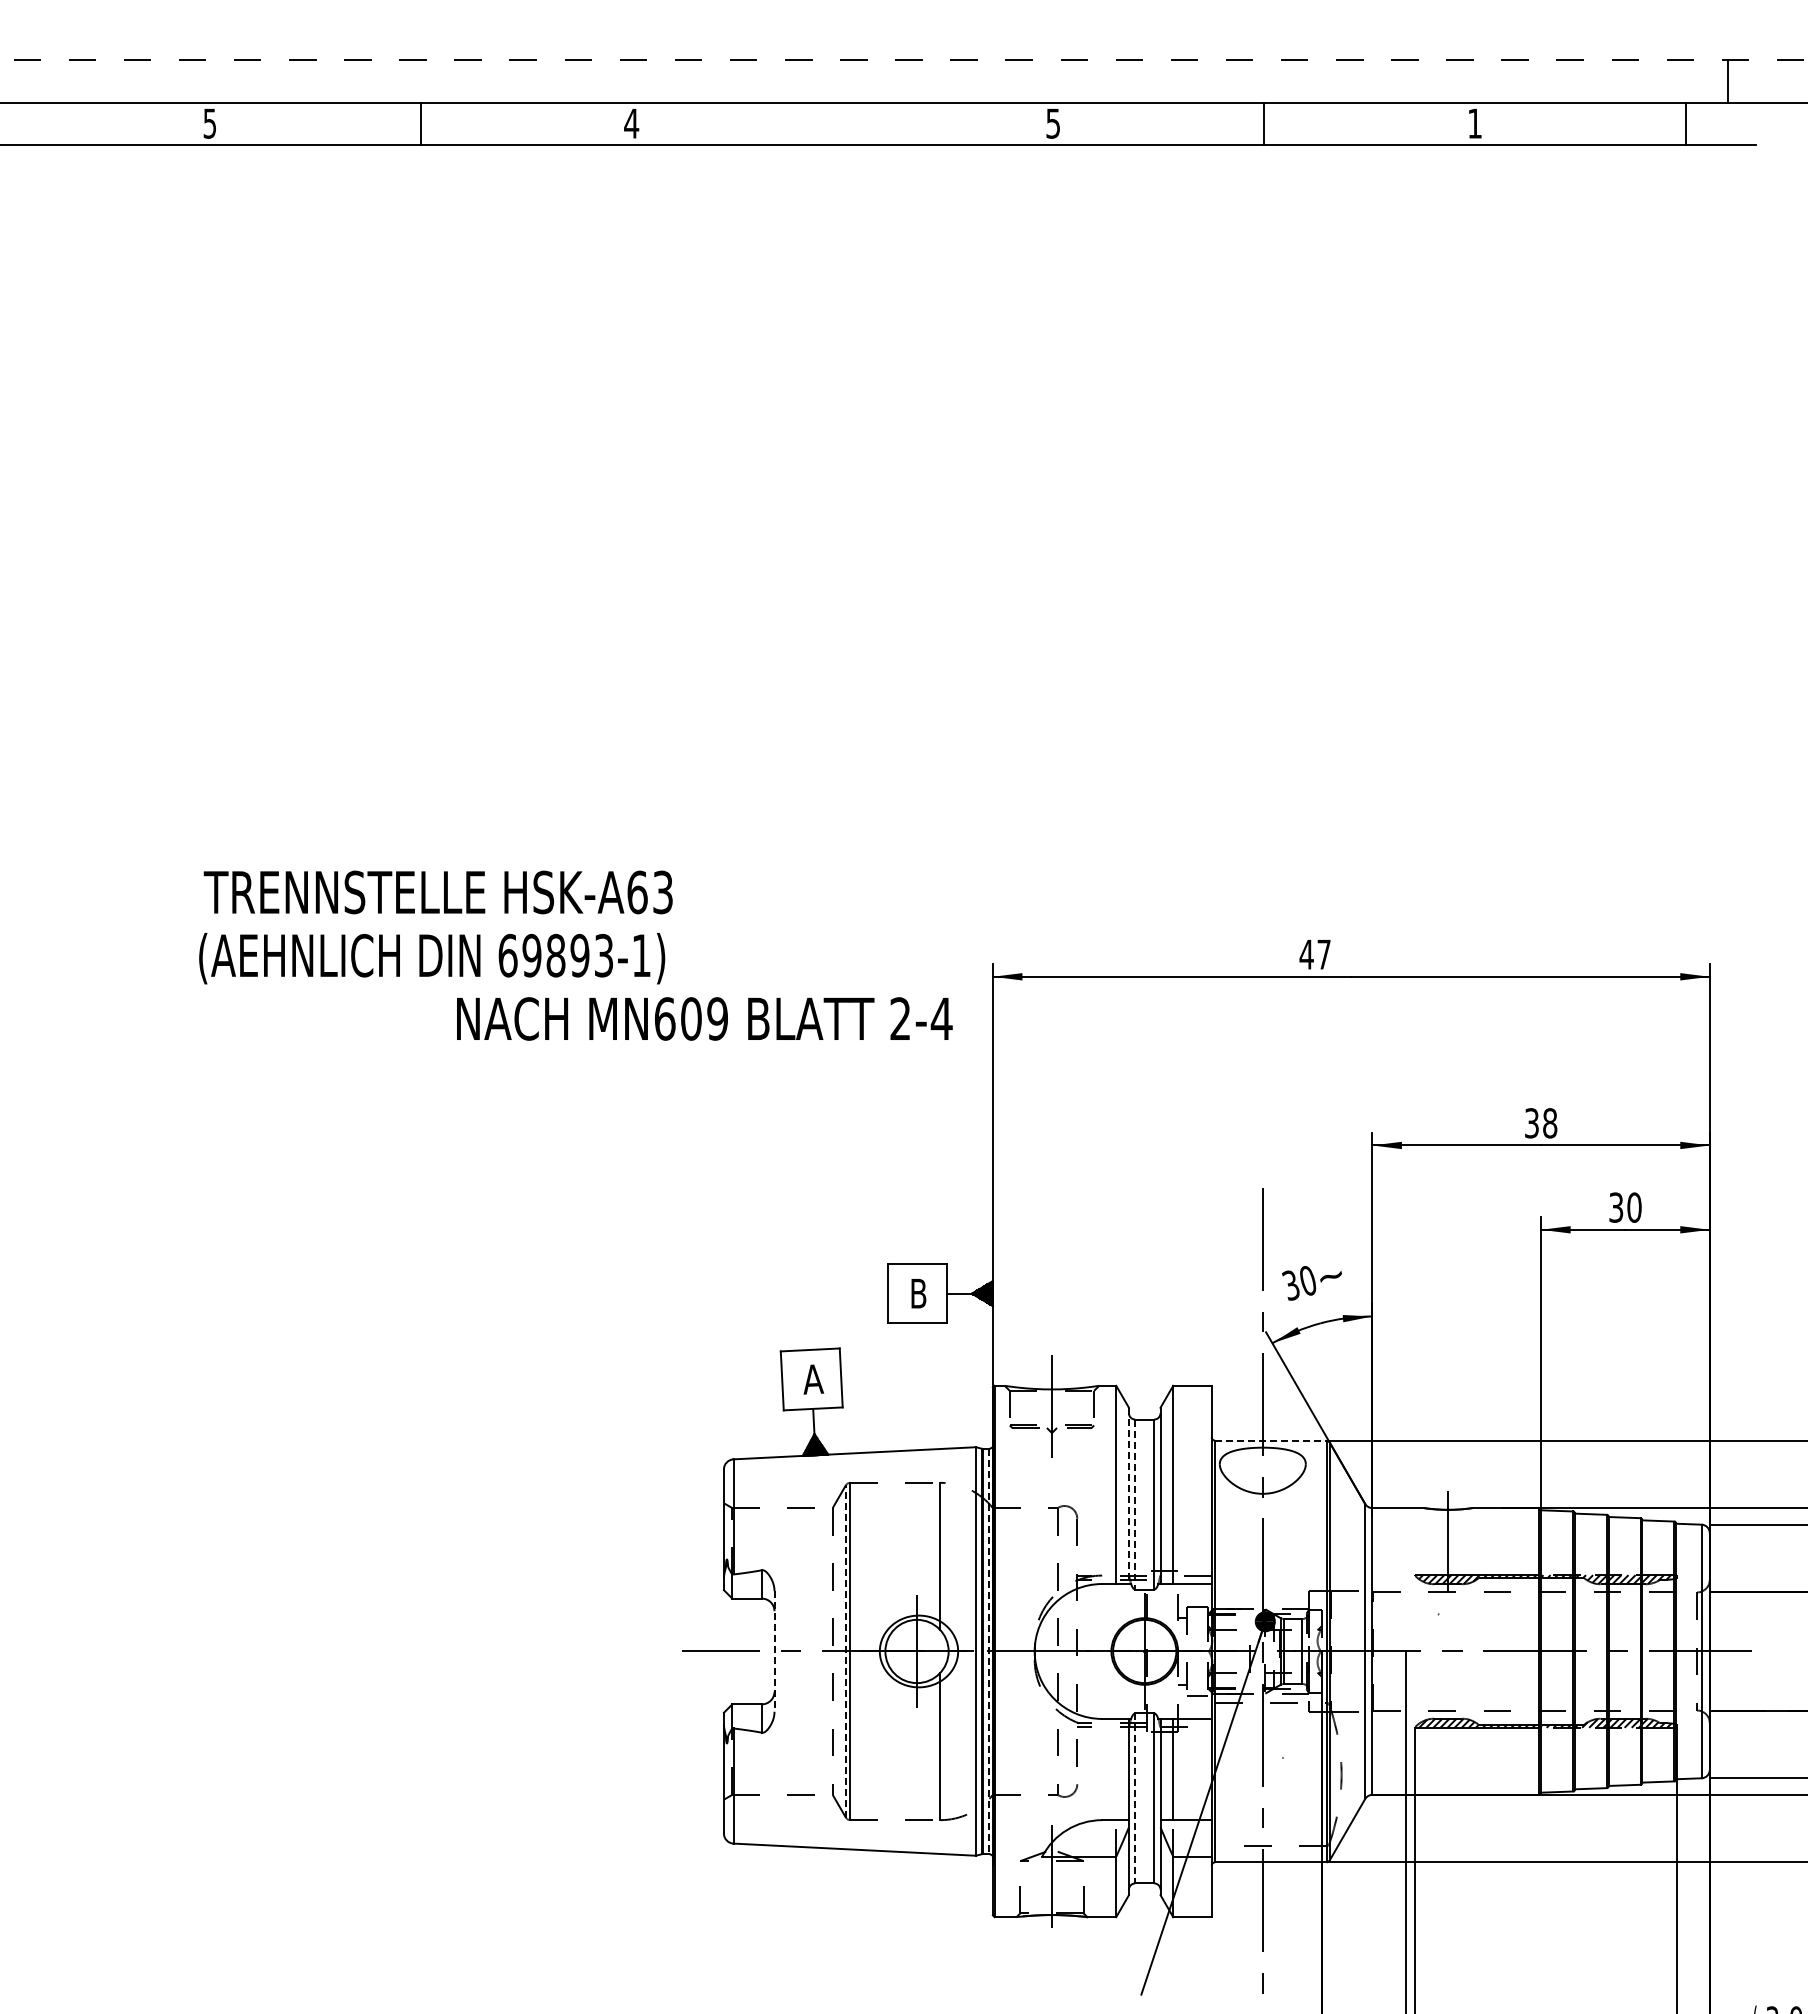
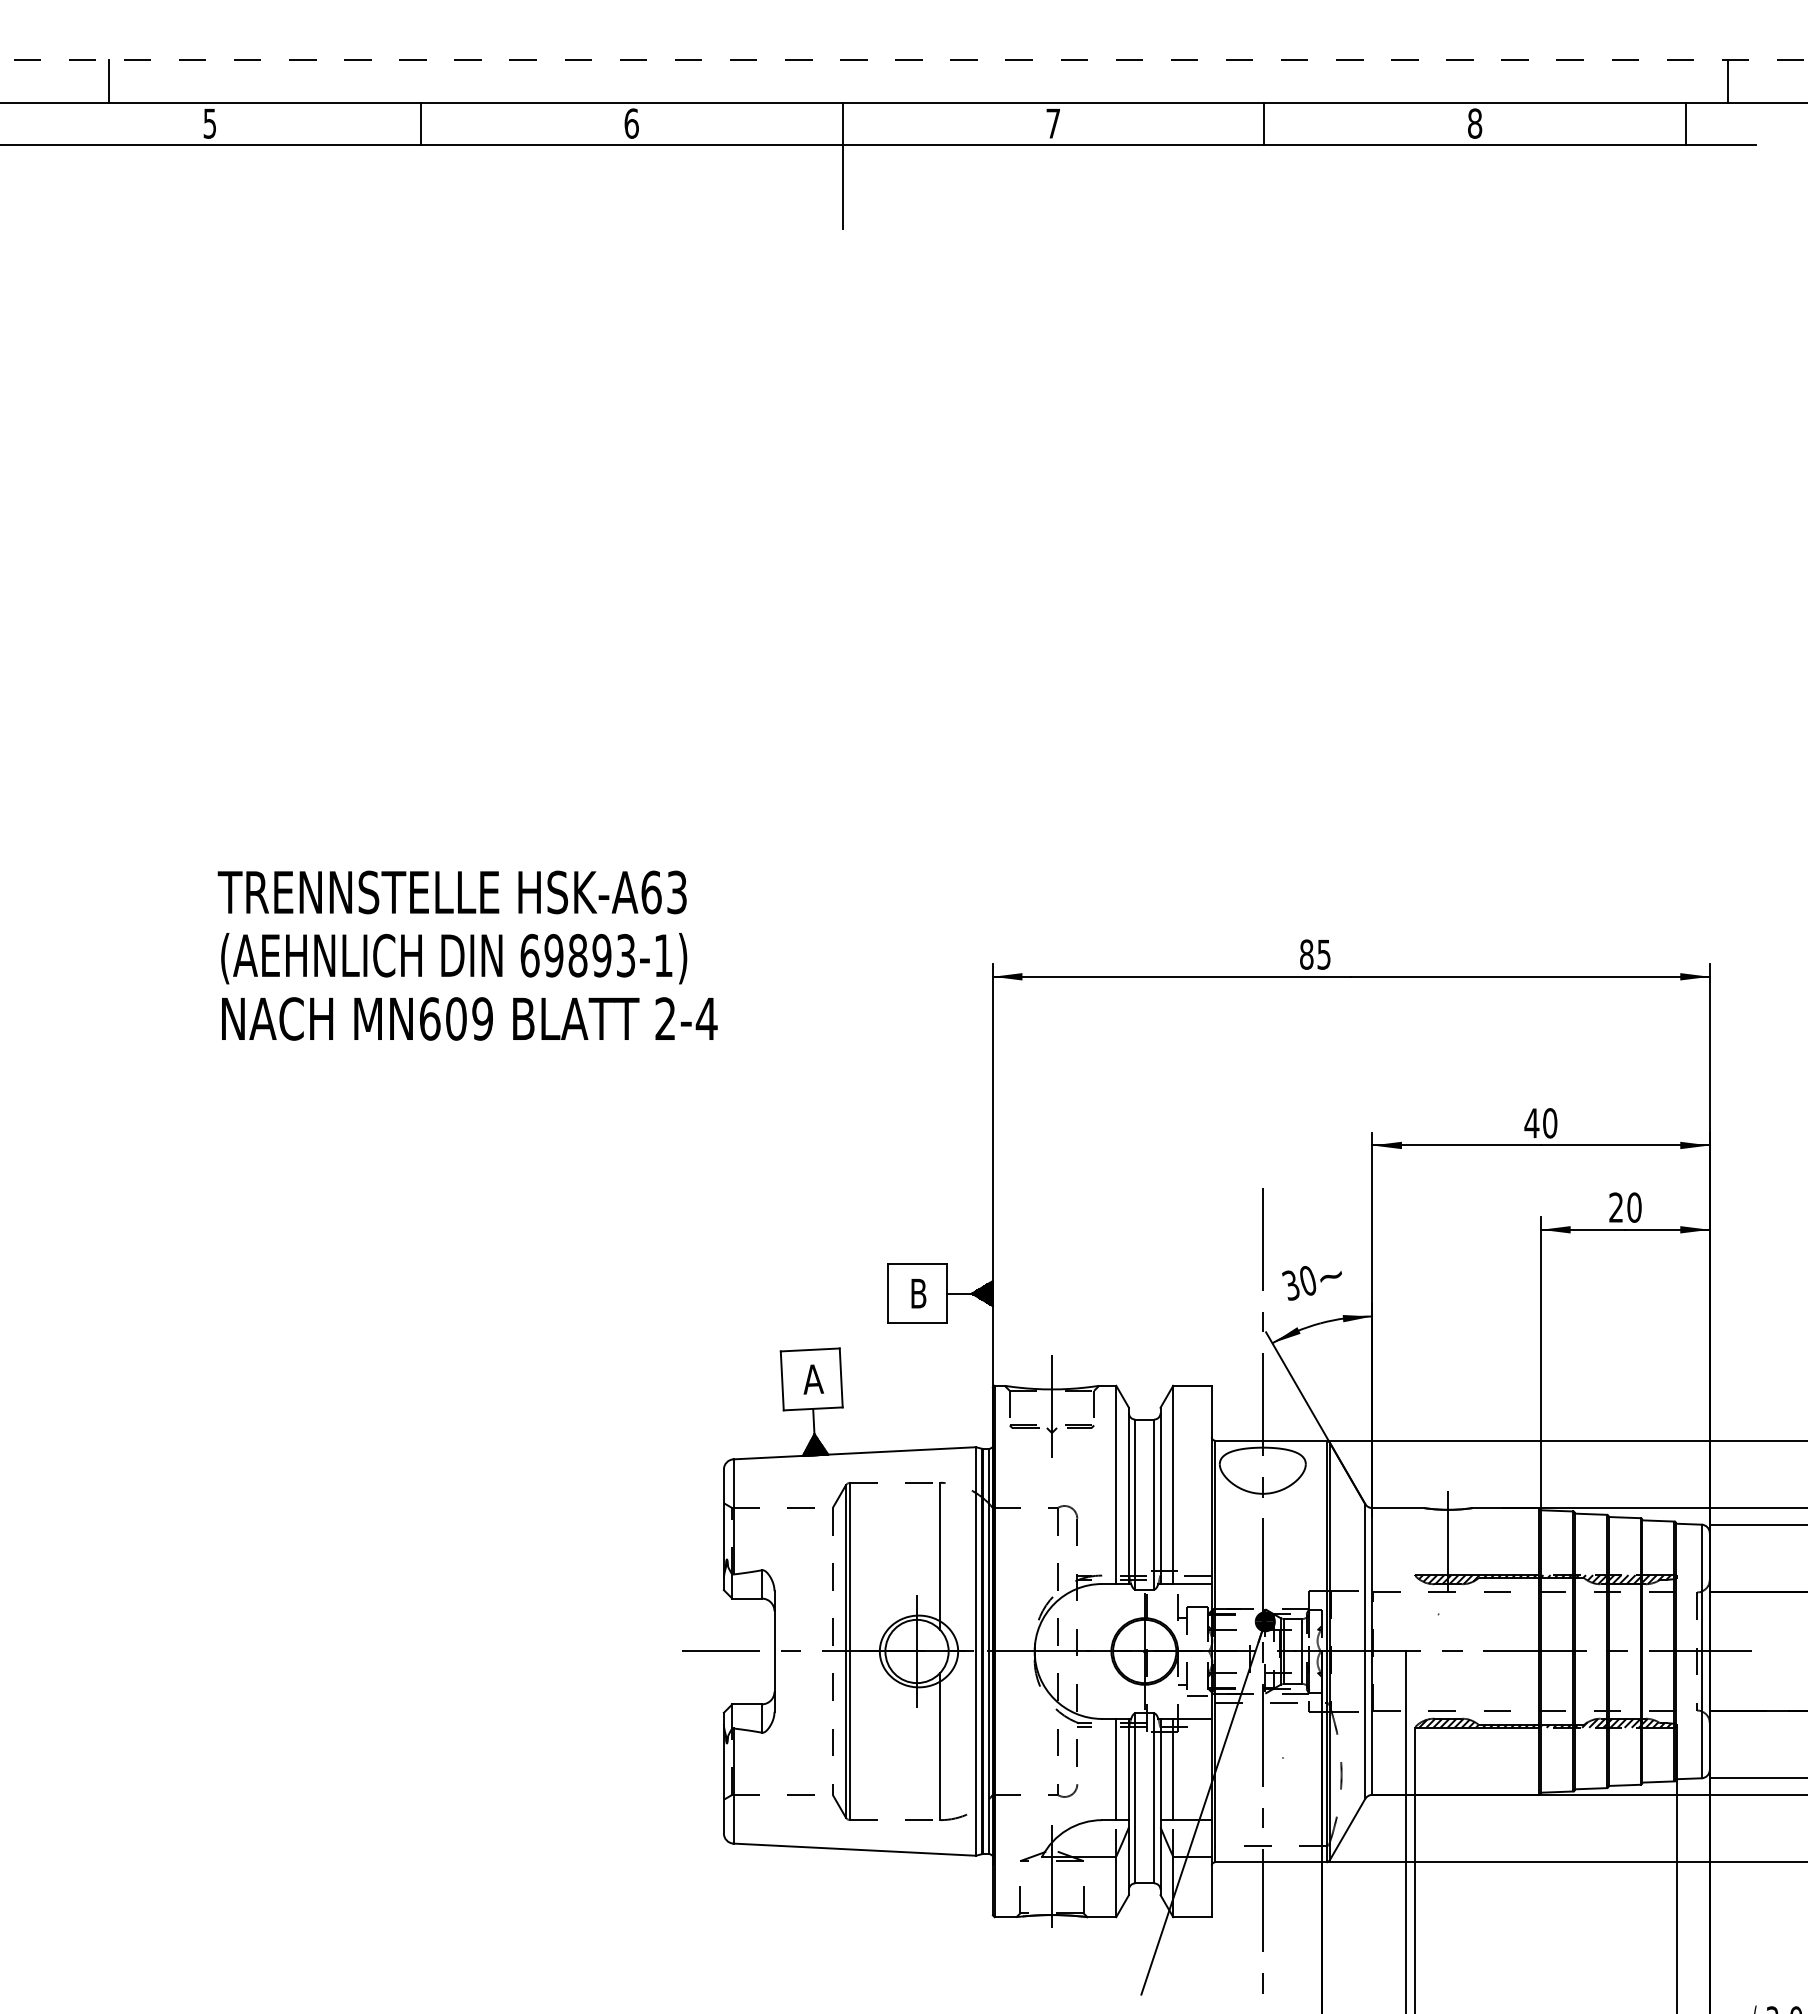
line: none -> present (108, 81)
text: 4 -> 6 (631, 123)
text: 5 -> 7 (1052, 123)
text: 1 -> 8 (1475, 123)
line: none -> present (842, 165)
text position: (437, 892) -> (451, 892) (451, 892)
text: 47 -> 85 (1314, 954)
text position: (432, 958) -> (454, 958) (454, 958)
text position: (704, 1018) -> (469, 1018) (469, 1018)
text: 38 -> 40 (1540, 1123)
text: 30 -> 20 (1616, 1207)
line: dashed -> solid (1270, 1440)
line: dashed -> solid (1128, 1496)
line: dashed -> solid (1135, 1504)
line: dashed -> solid (845, 1650)
line: dashed -> solid (774, 1651)
line: dashed -> solid (988, 1651)
line: none -> present (1116, 1769)
line: dashed -> solid (1135, 1798)
